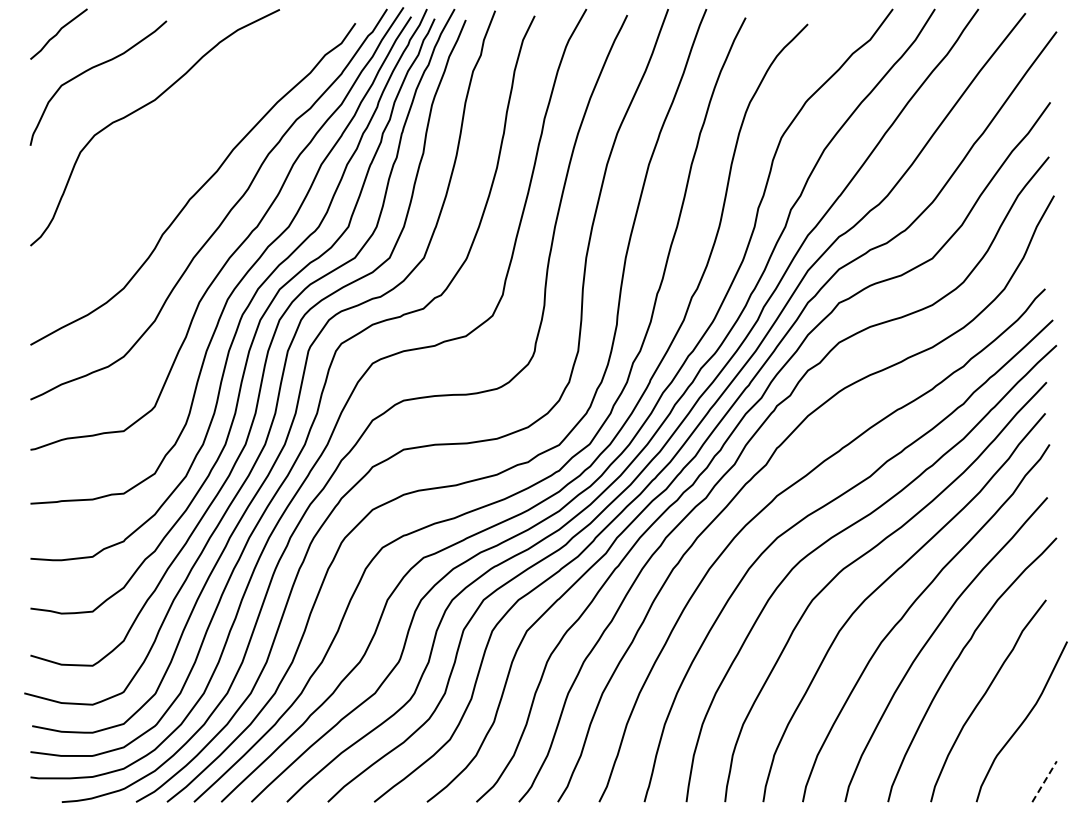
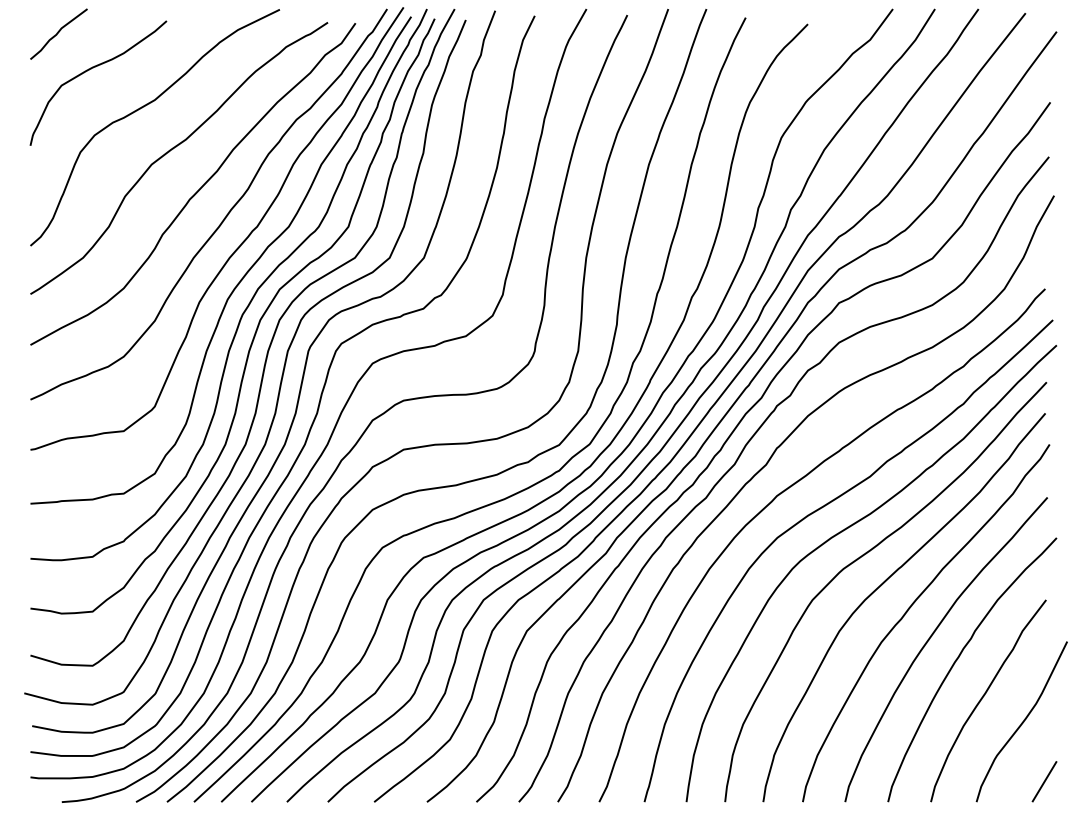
curve: none -> present (173, 149)
line: dashed -> solid (1044, 781)
